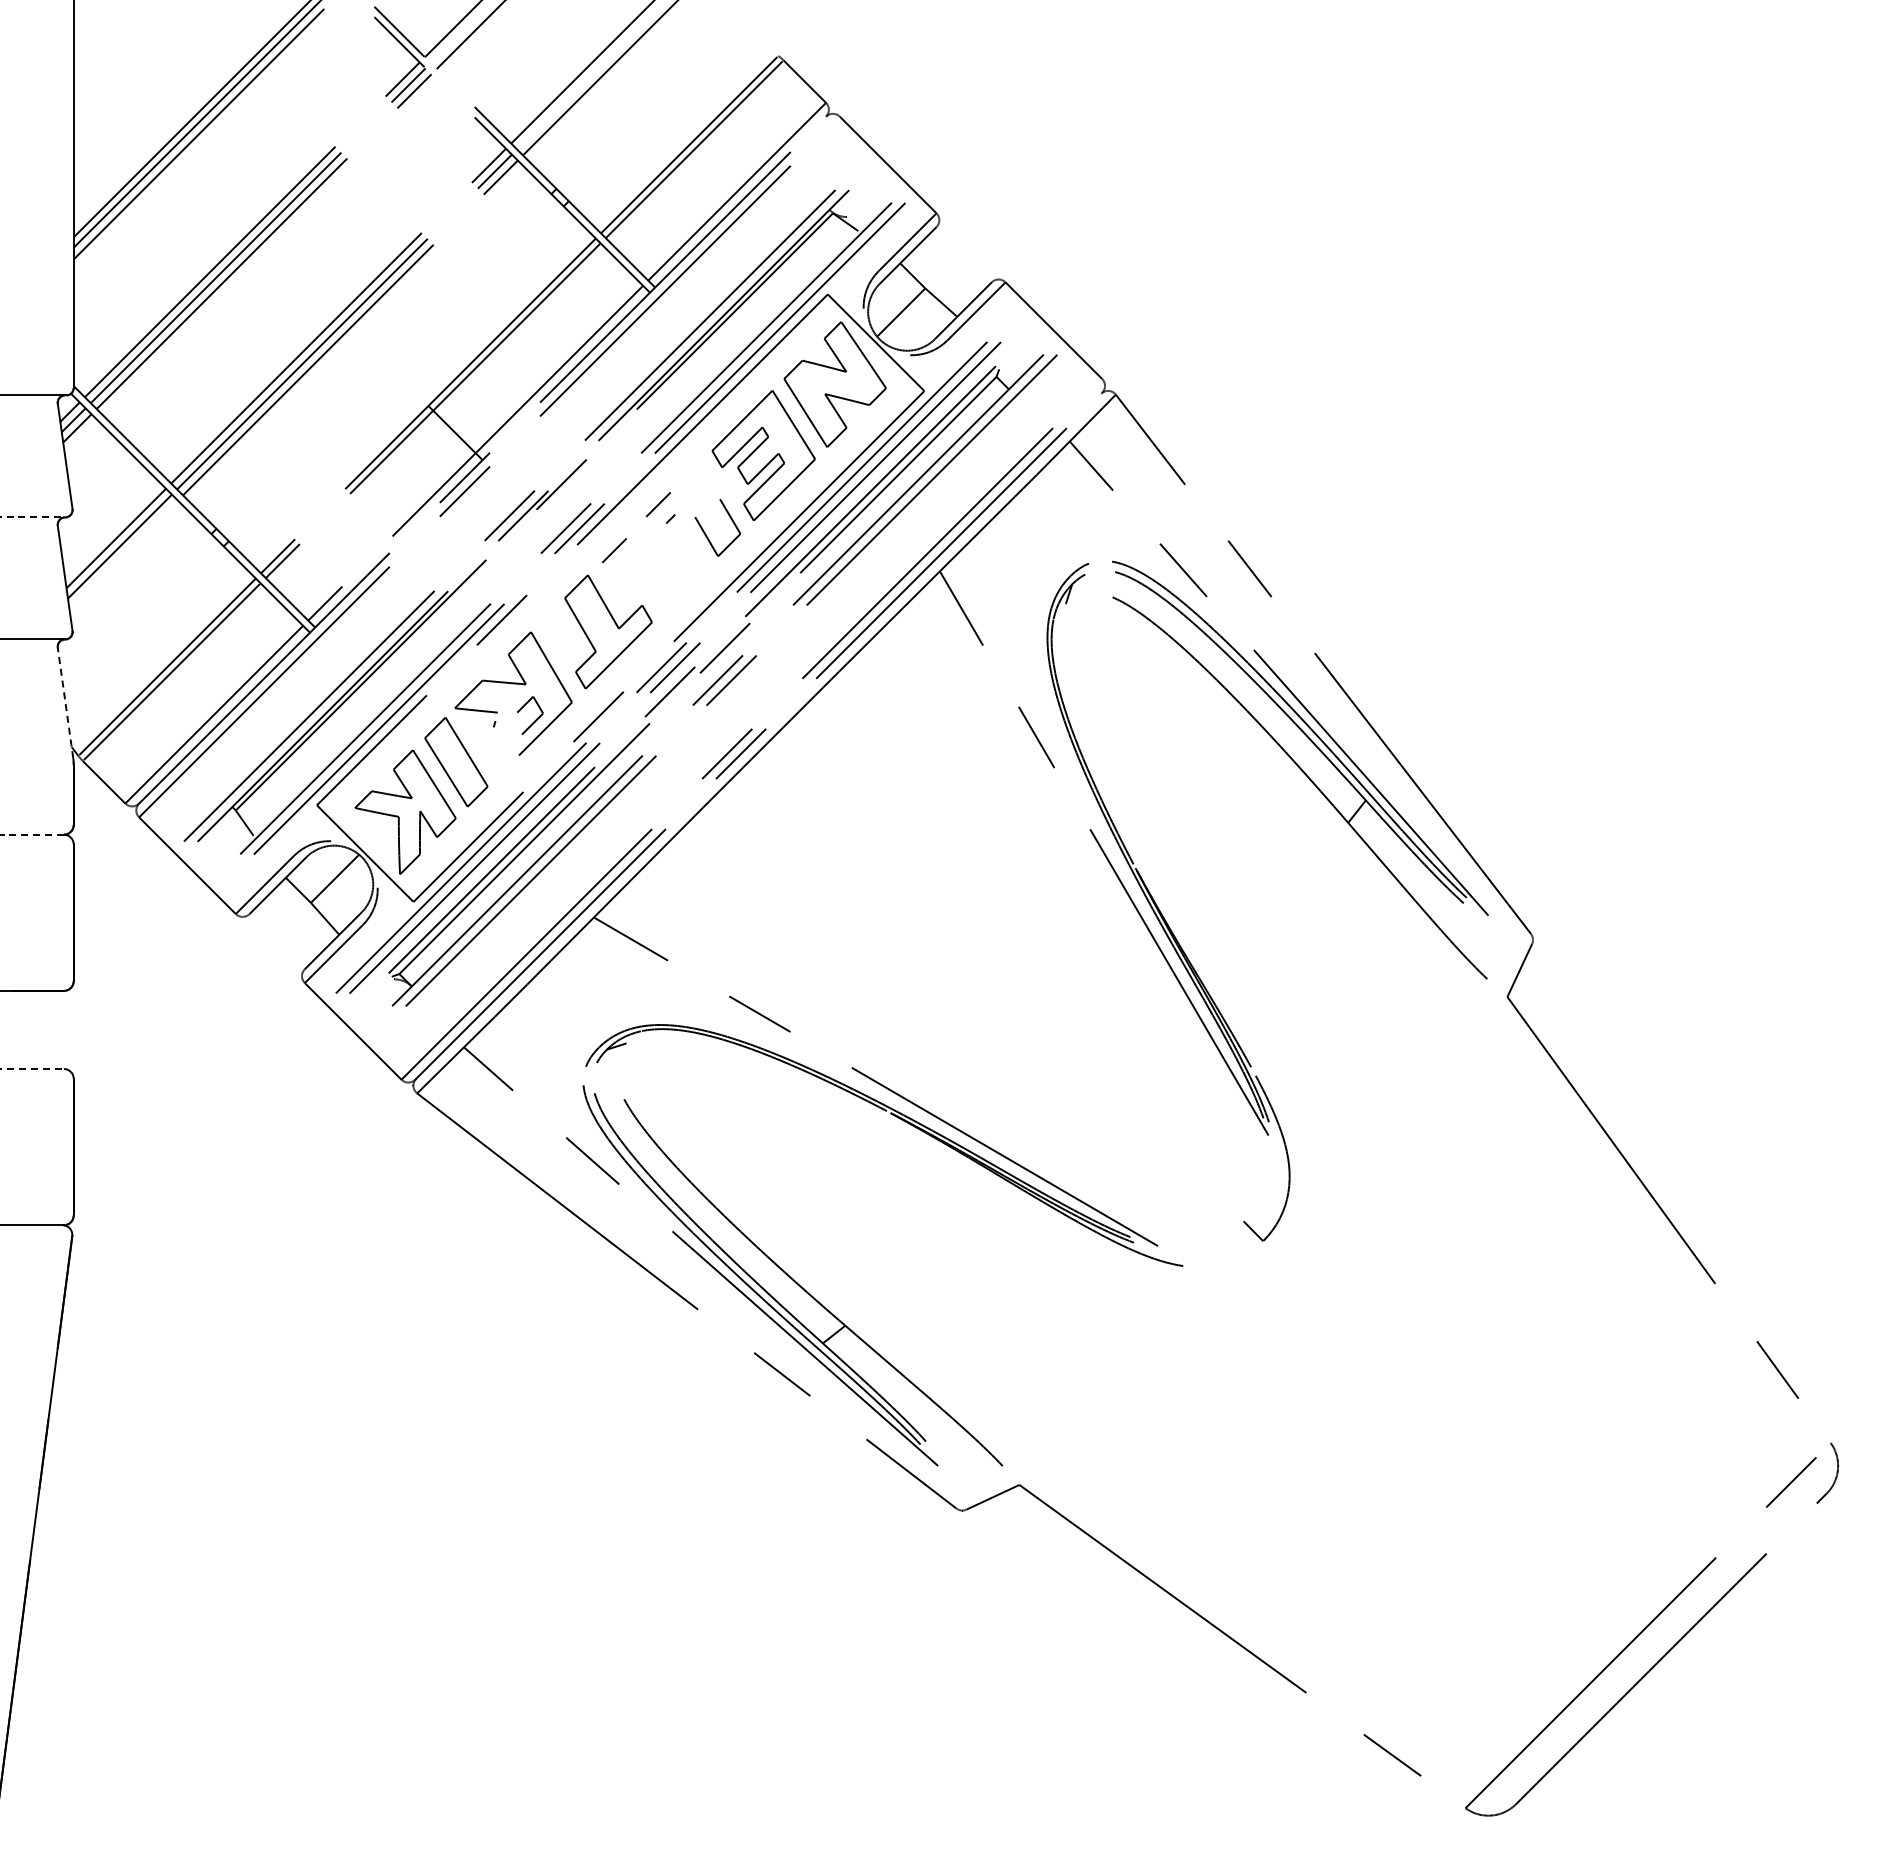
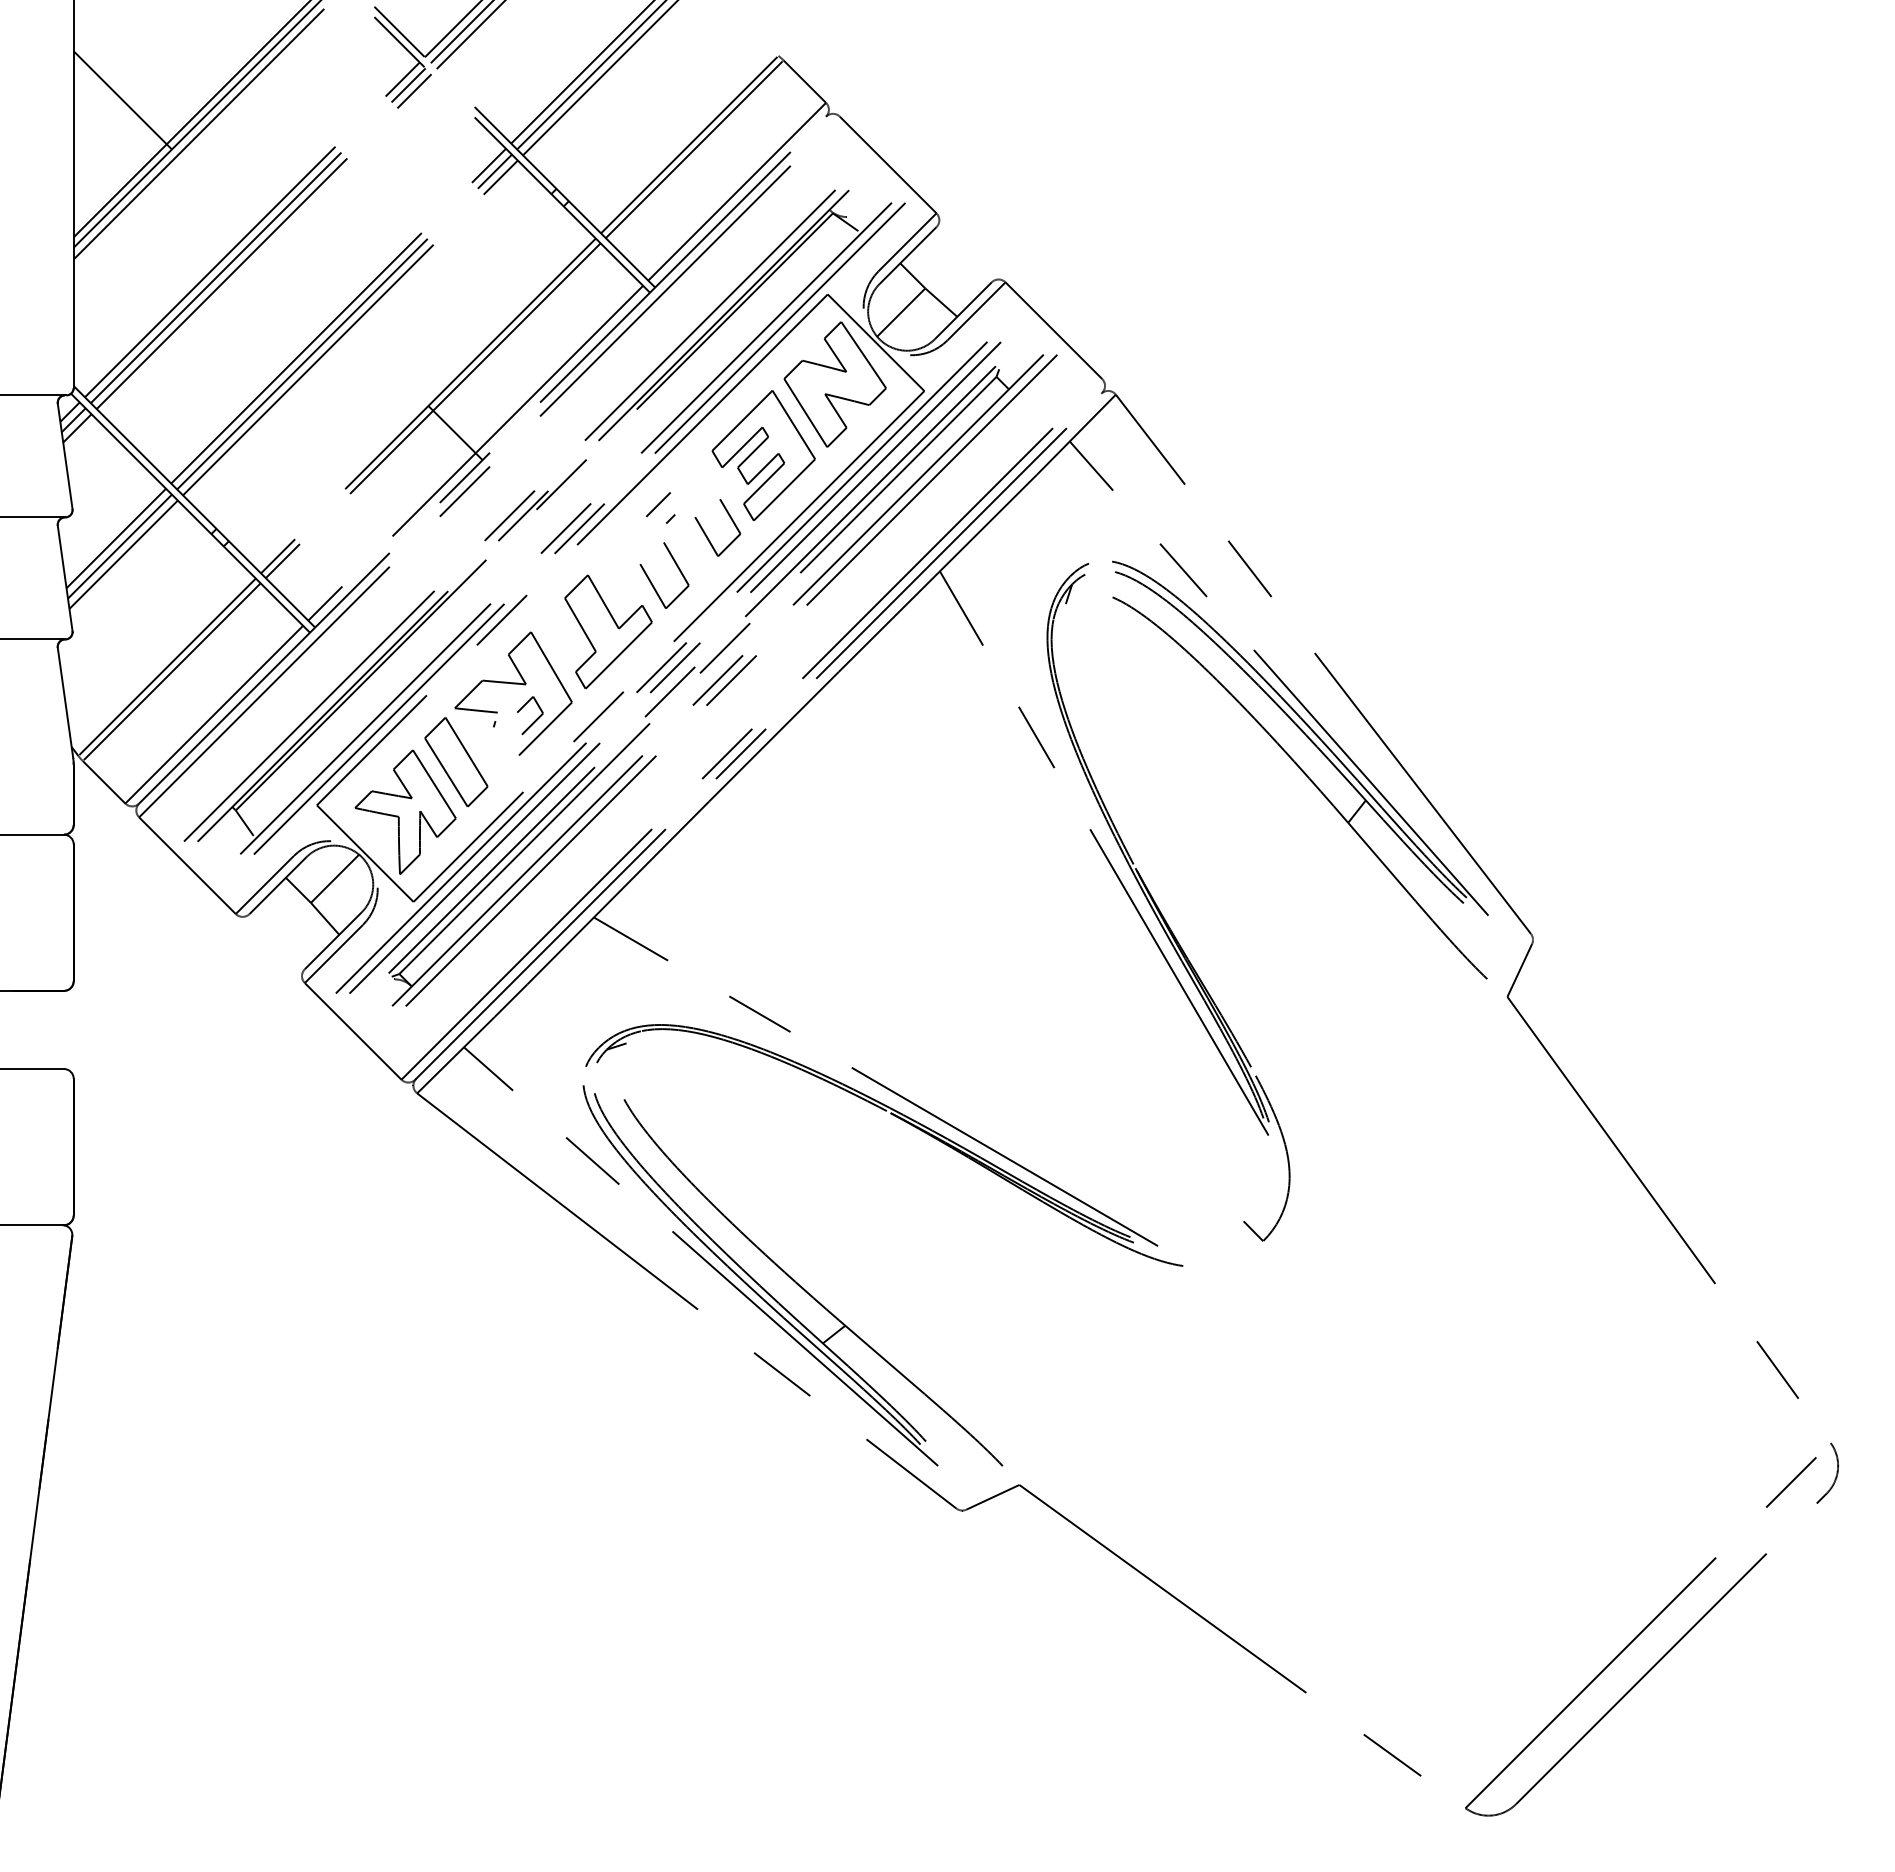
line: none -> present (460, 32)
line: none -> present (590, 75)
line: none -> present (122, 100)
line: dashed -> solid (32, 517)
line: present -> none (614, 550)
line: none -> present (123, 554)
part: none -> present (653, 584)
line: dashed -> solid (65, 702)
line: dashed -> solid (31, 834)
line: dashed -> solid (32, 1069)
